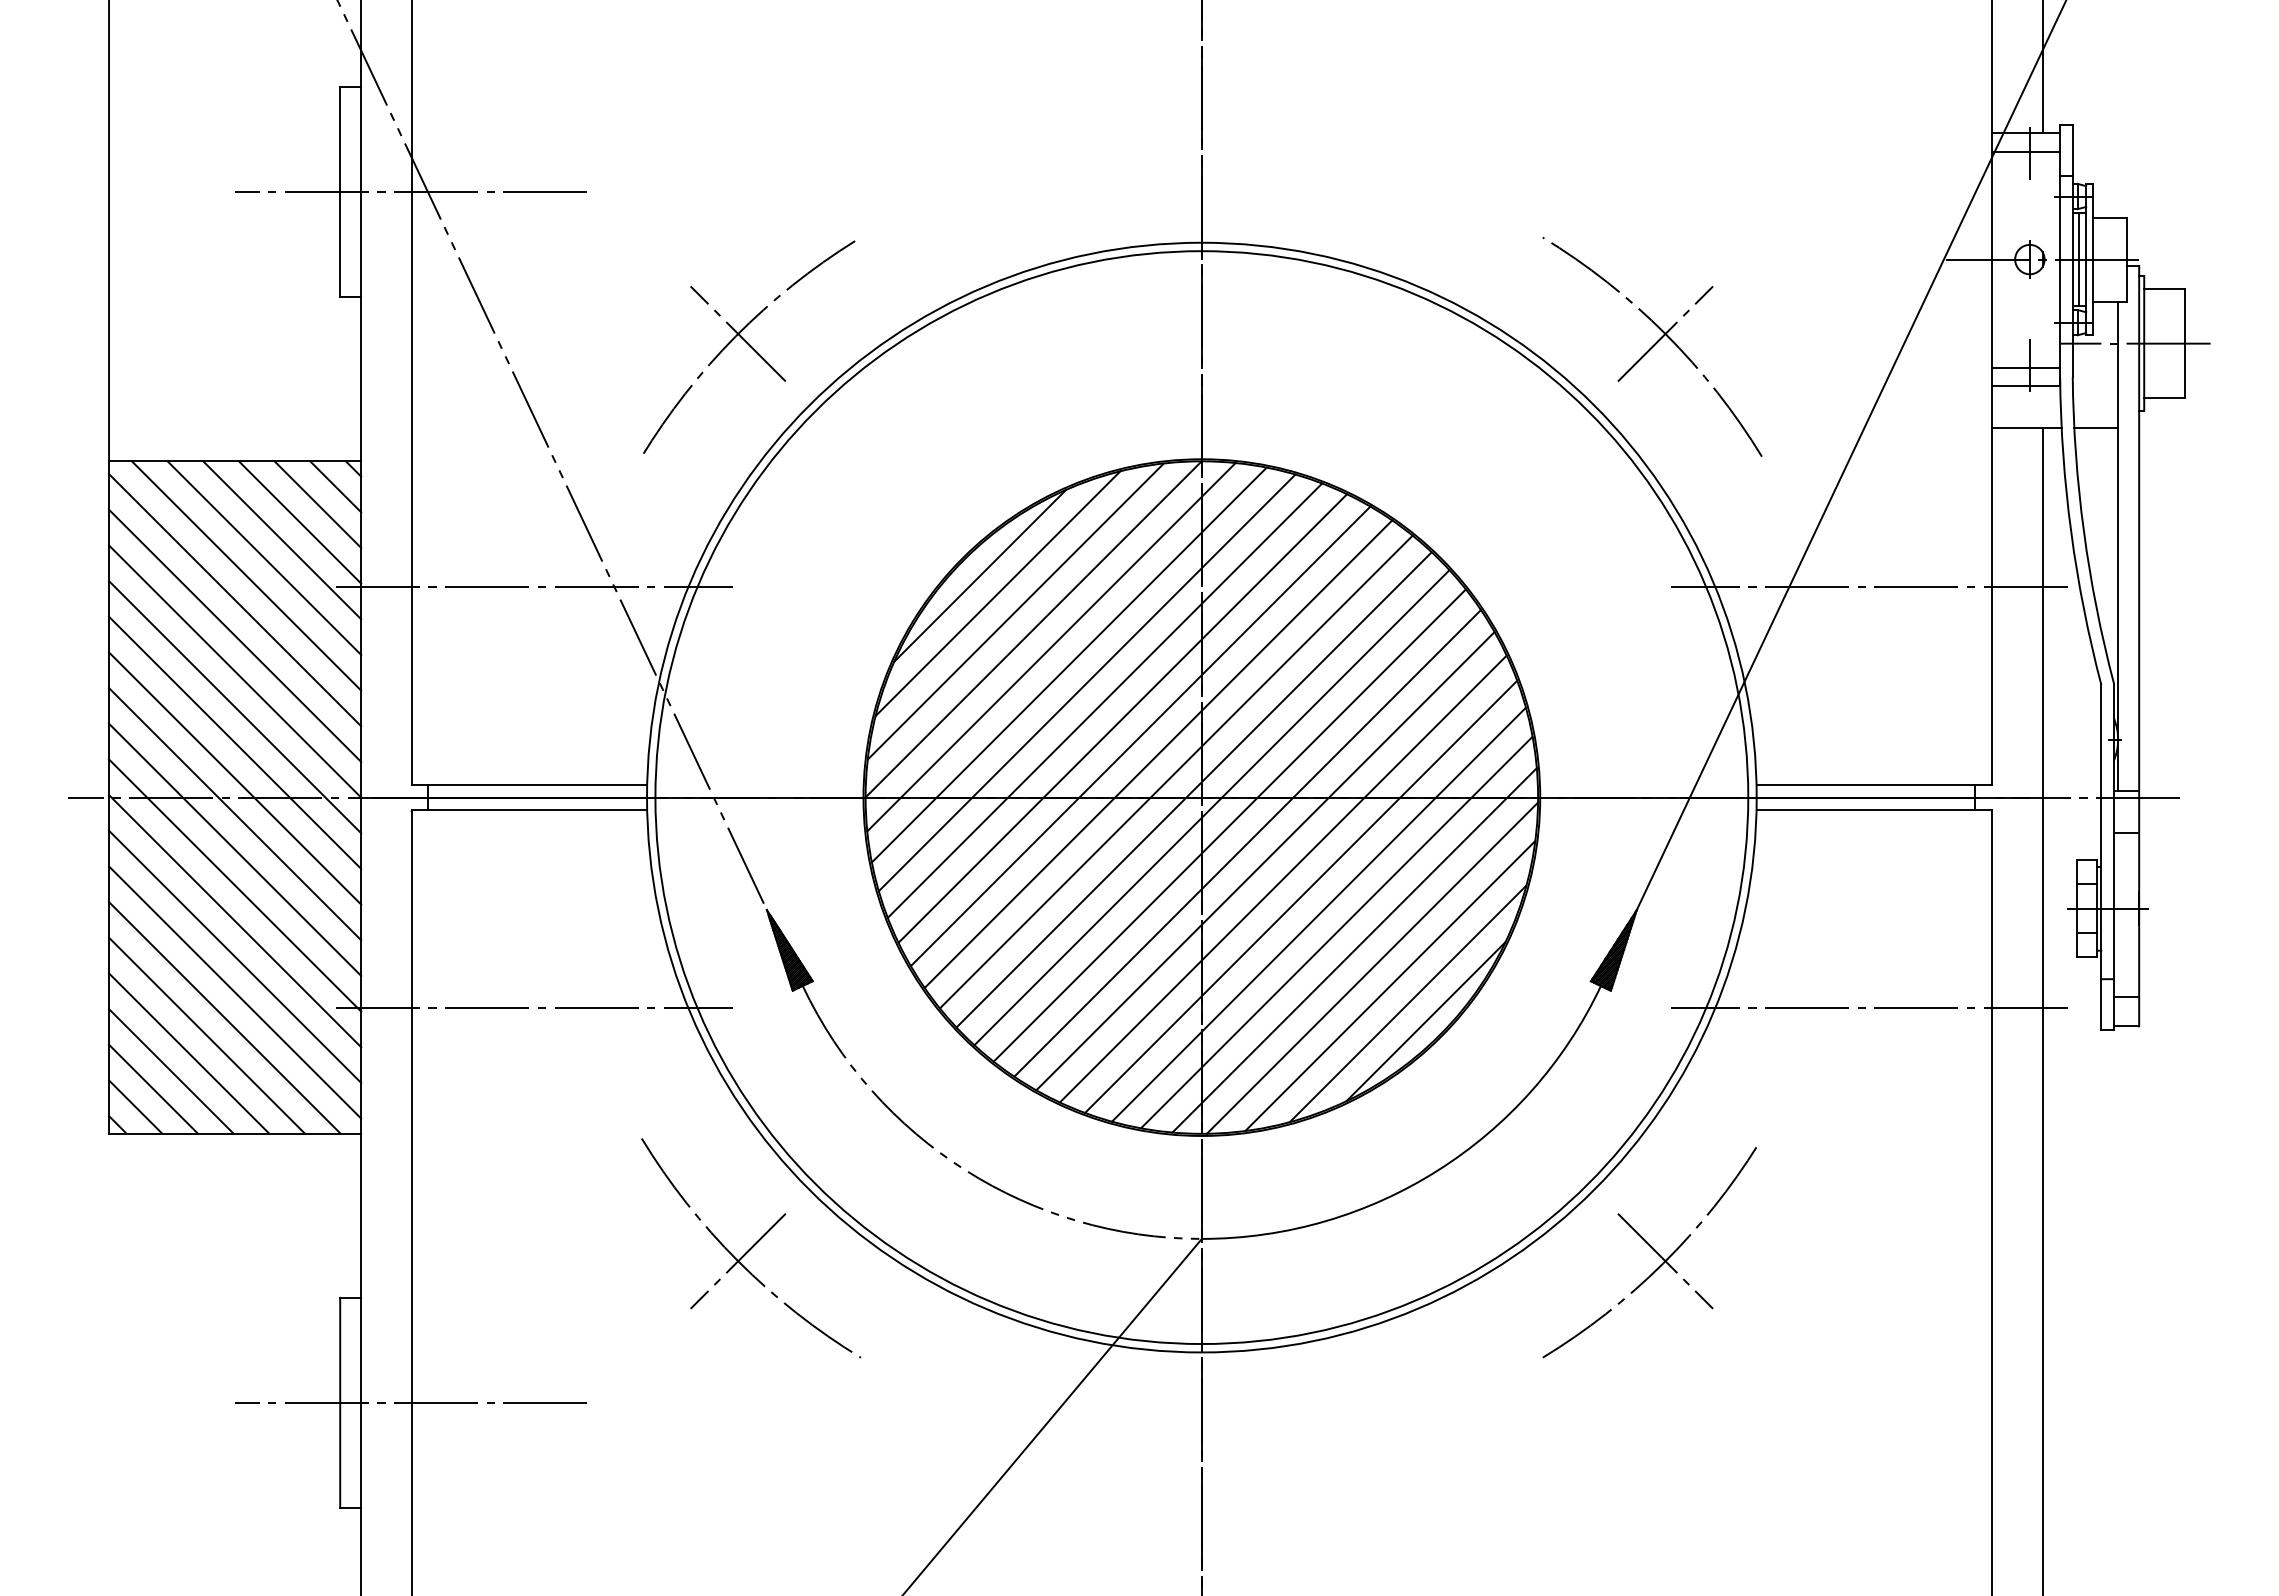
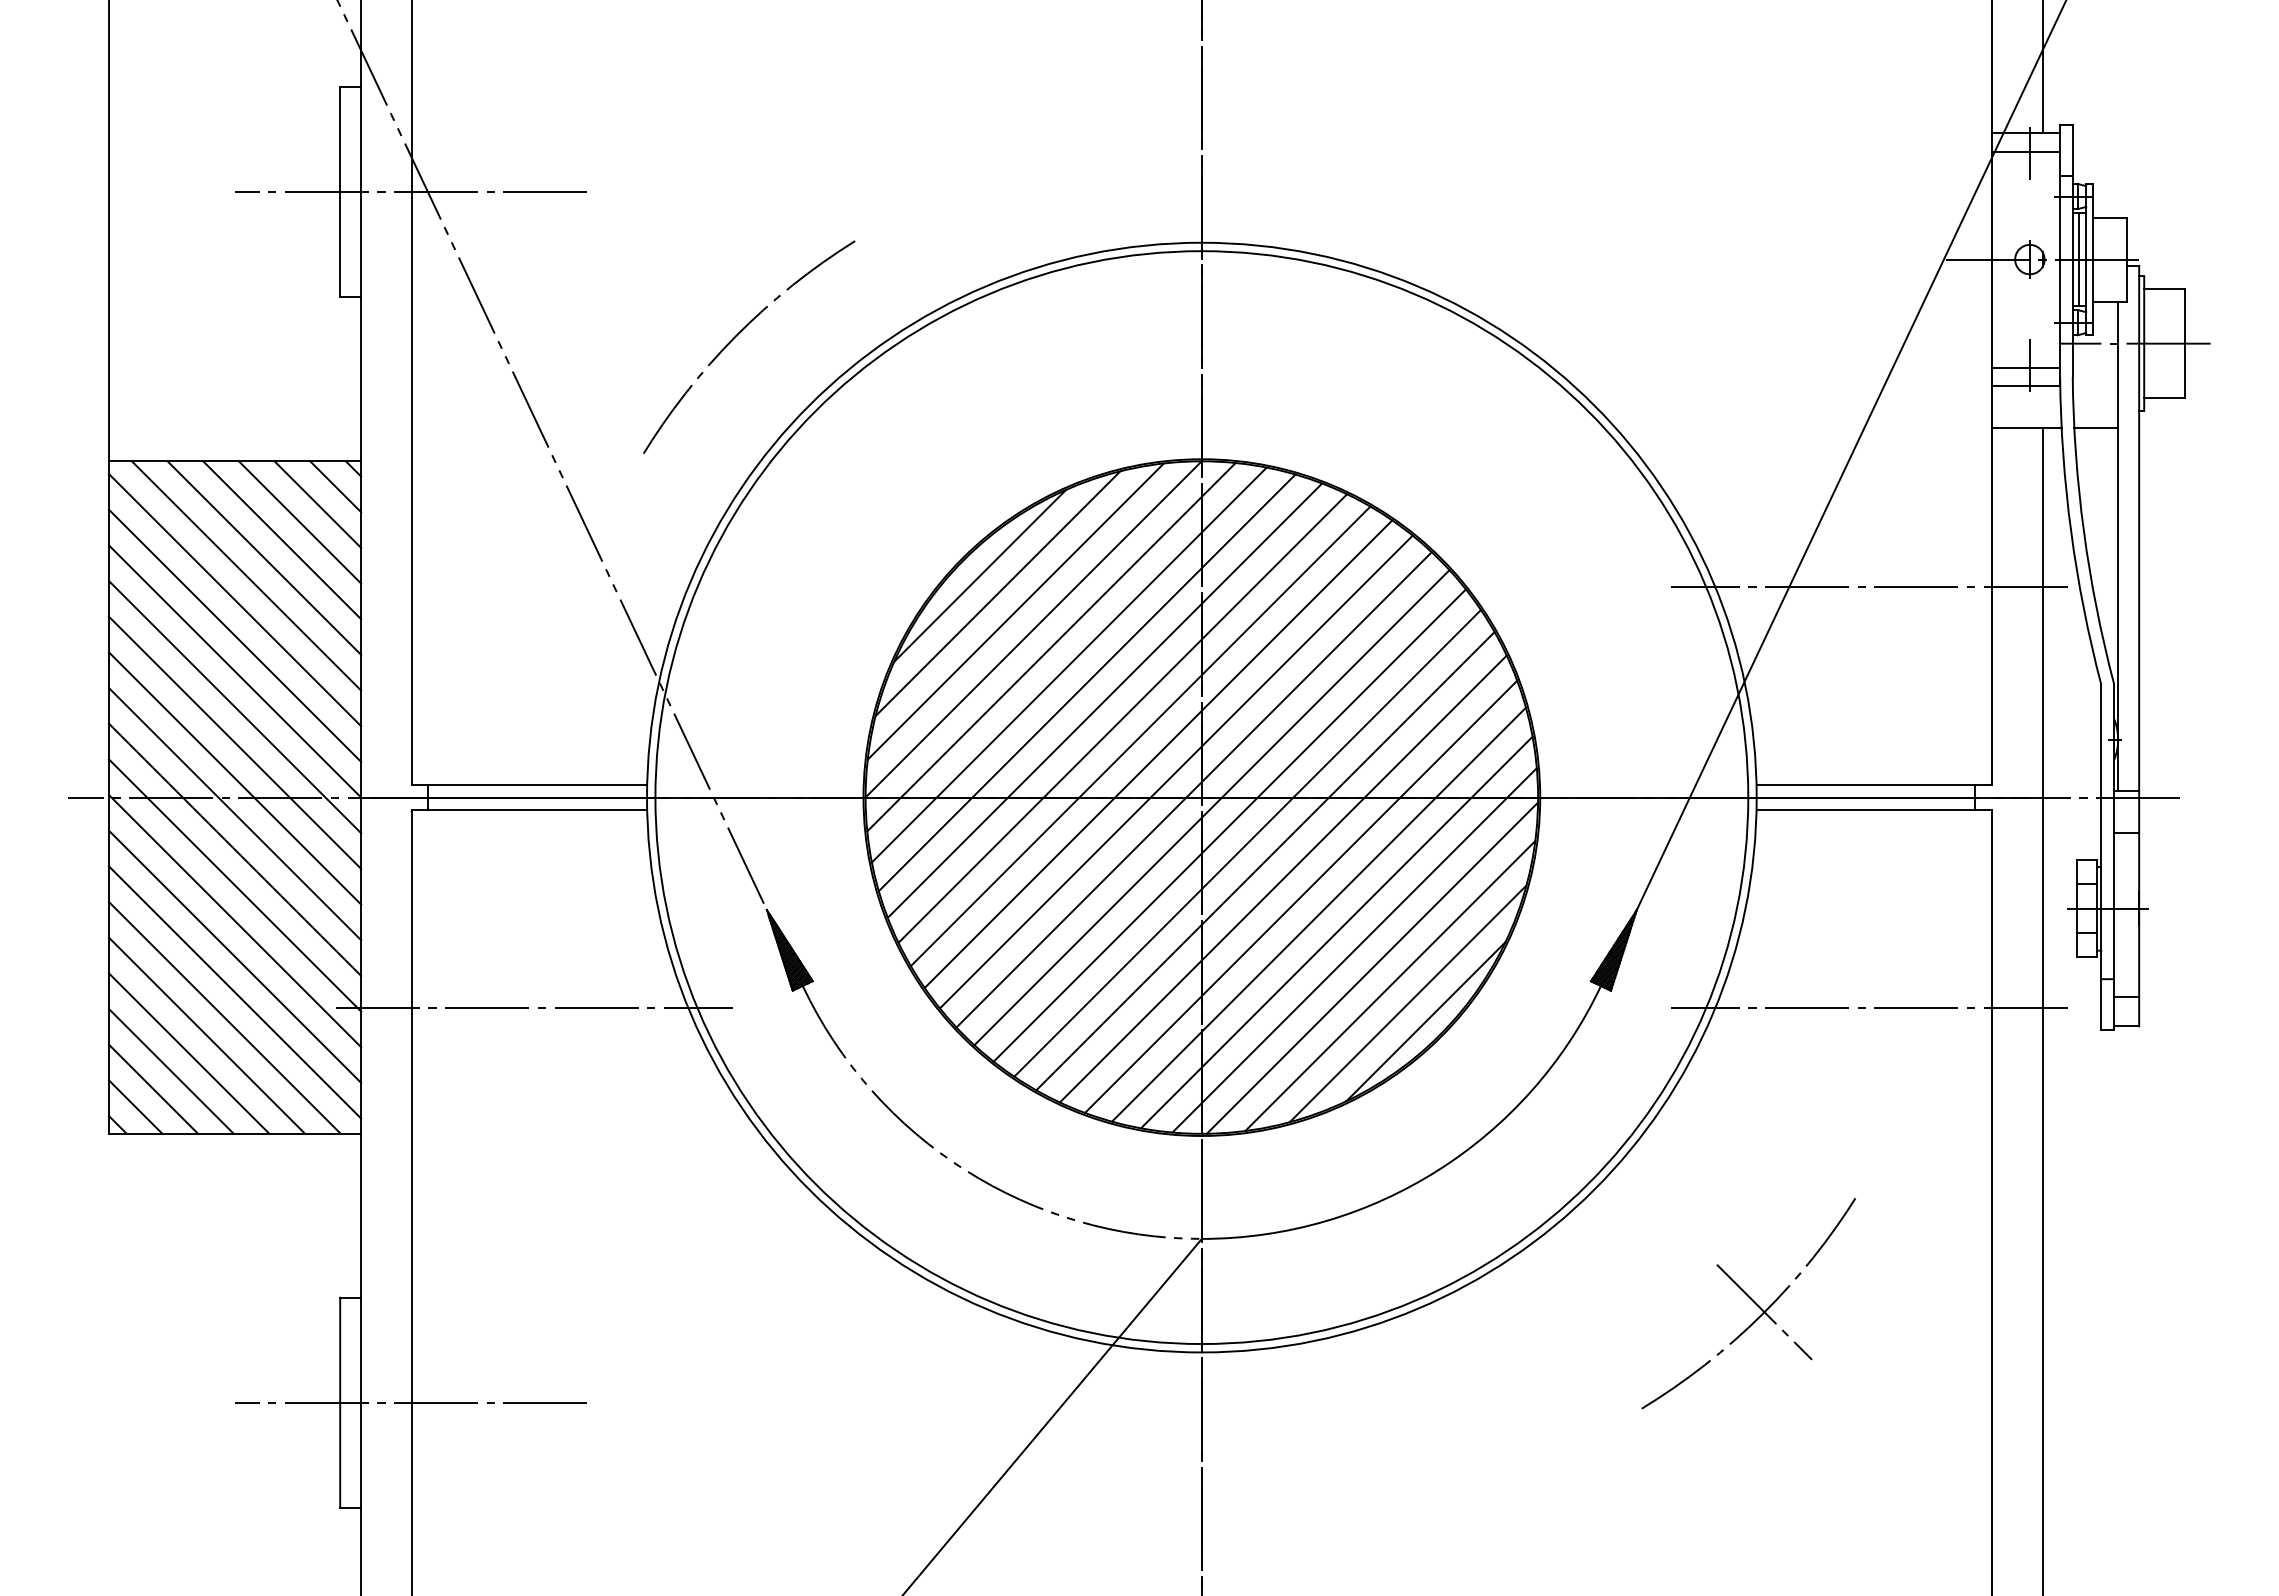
line: present -> none (737, 333)
part: present -> none (1652, 346)
line: present -> none (534, 587)
part: present -> none (751, 1248)
part position: (1649, 1252) -> (1748, 1303) (1748, 1303)
